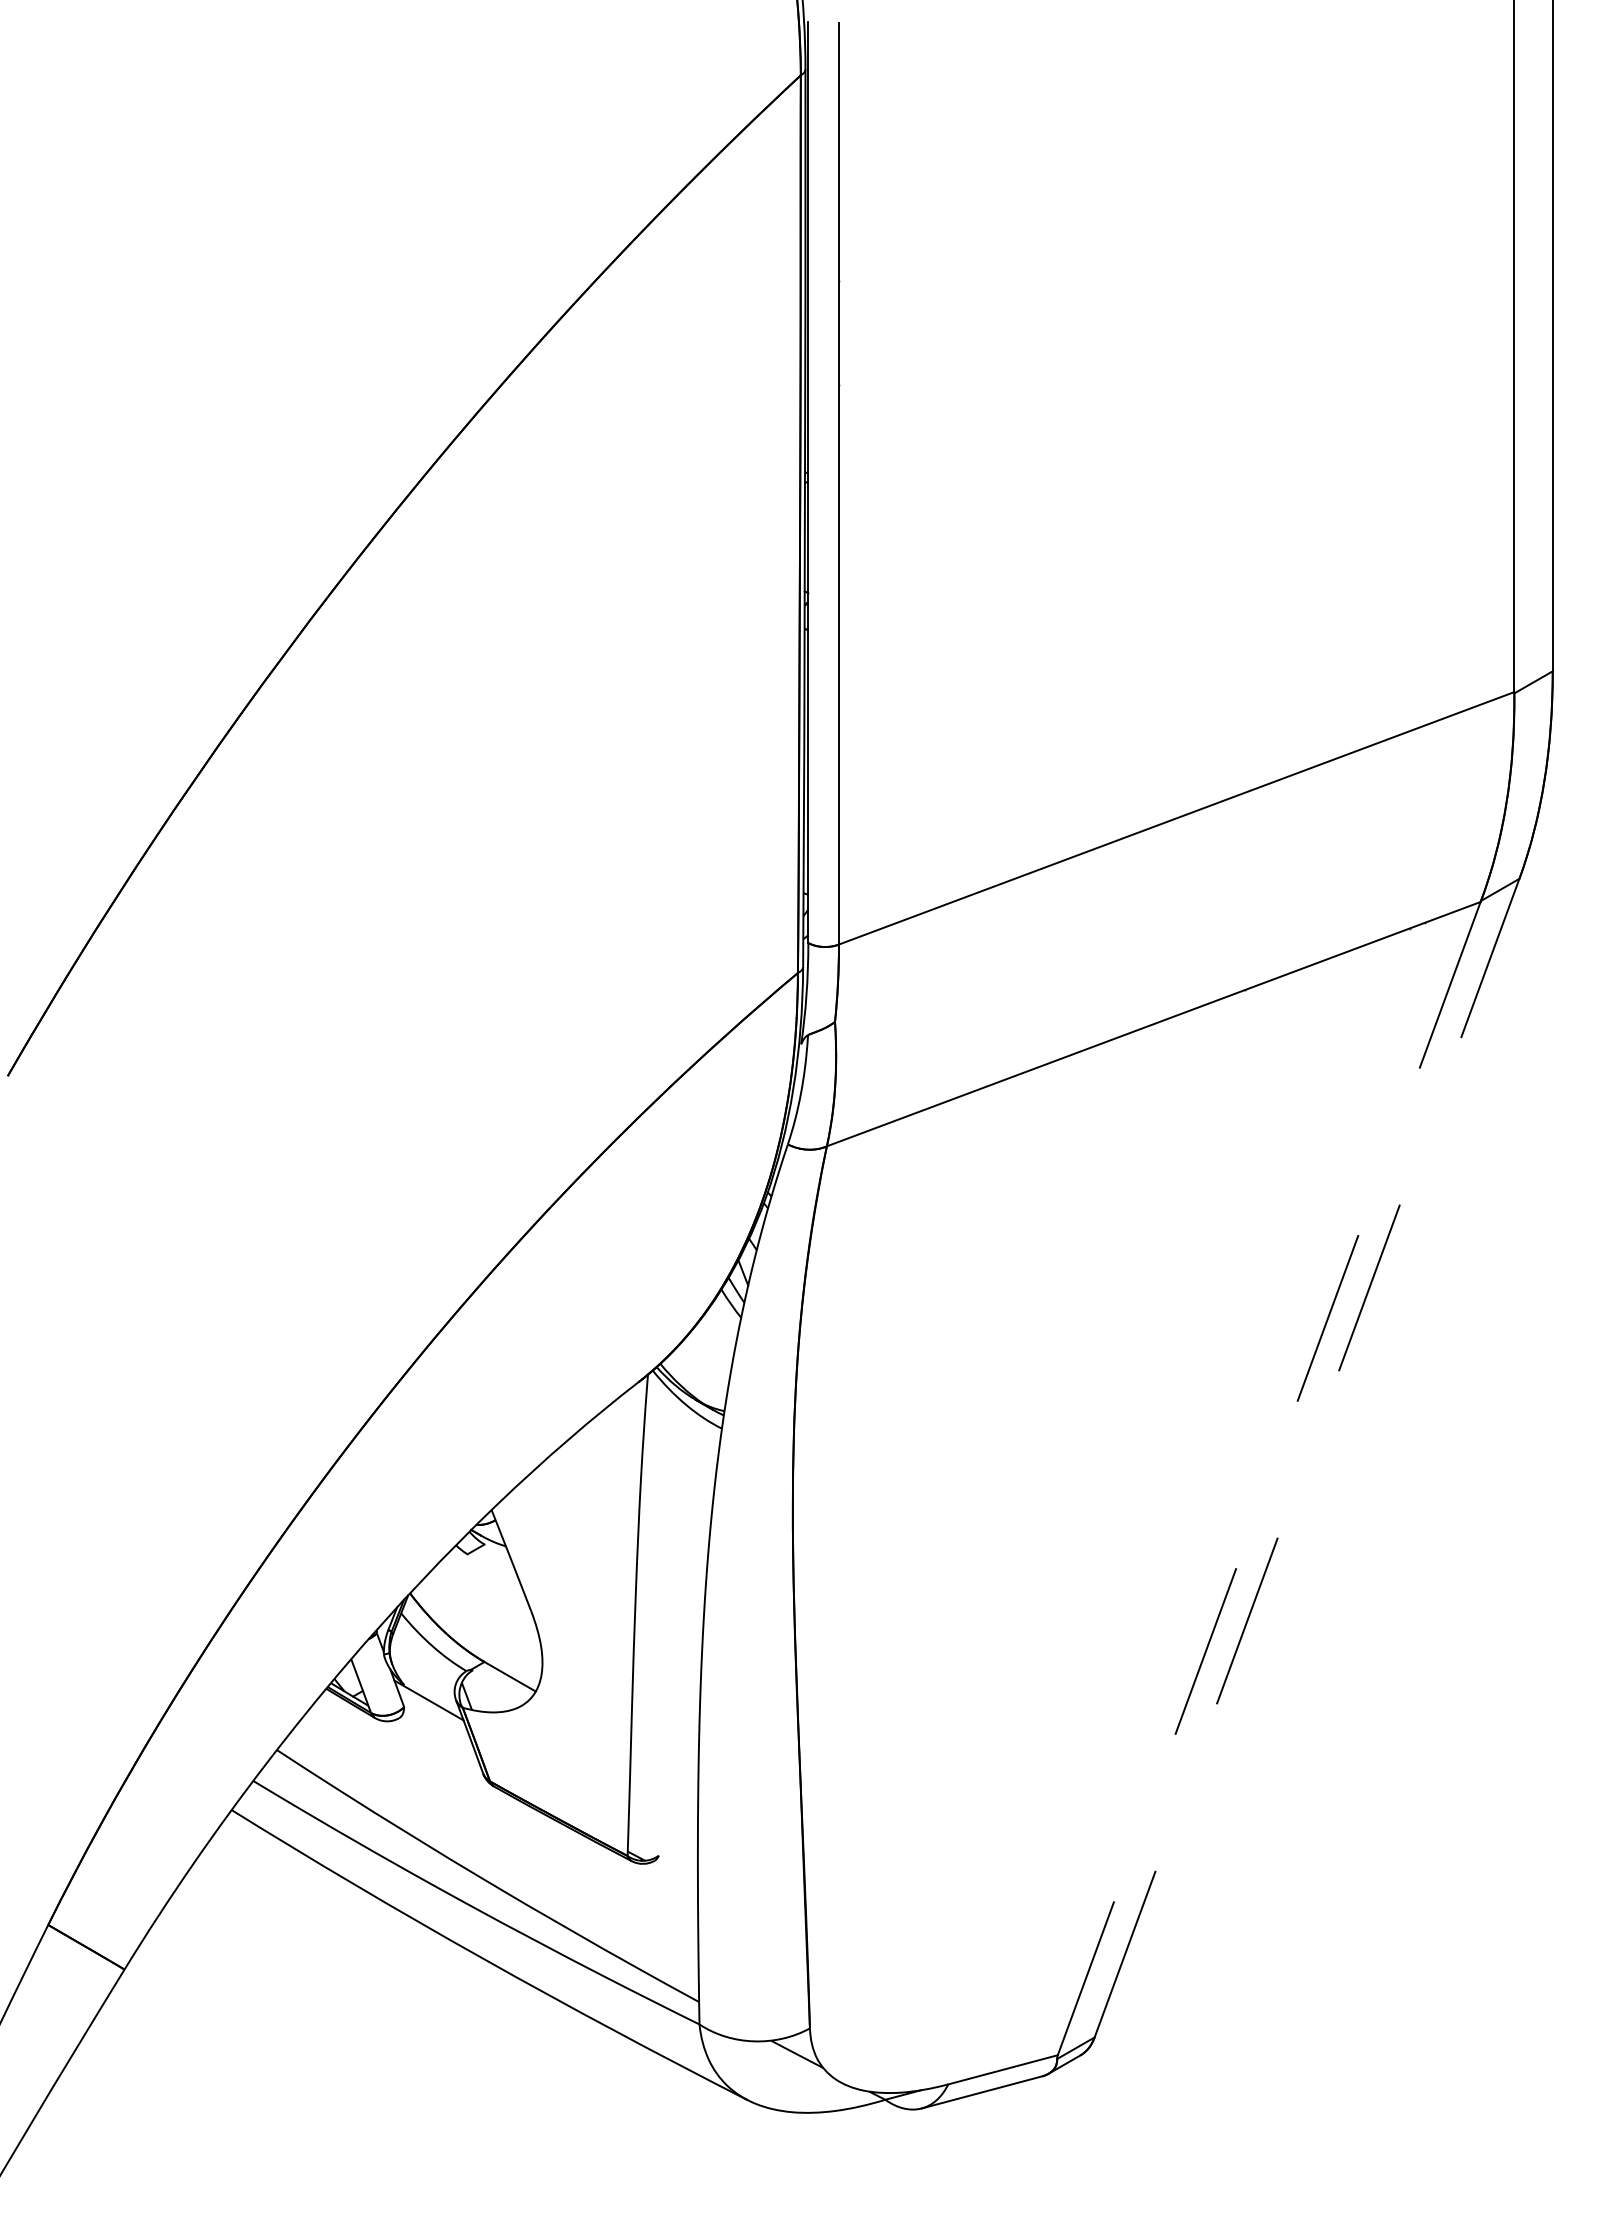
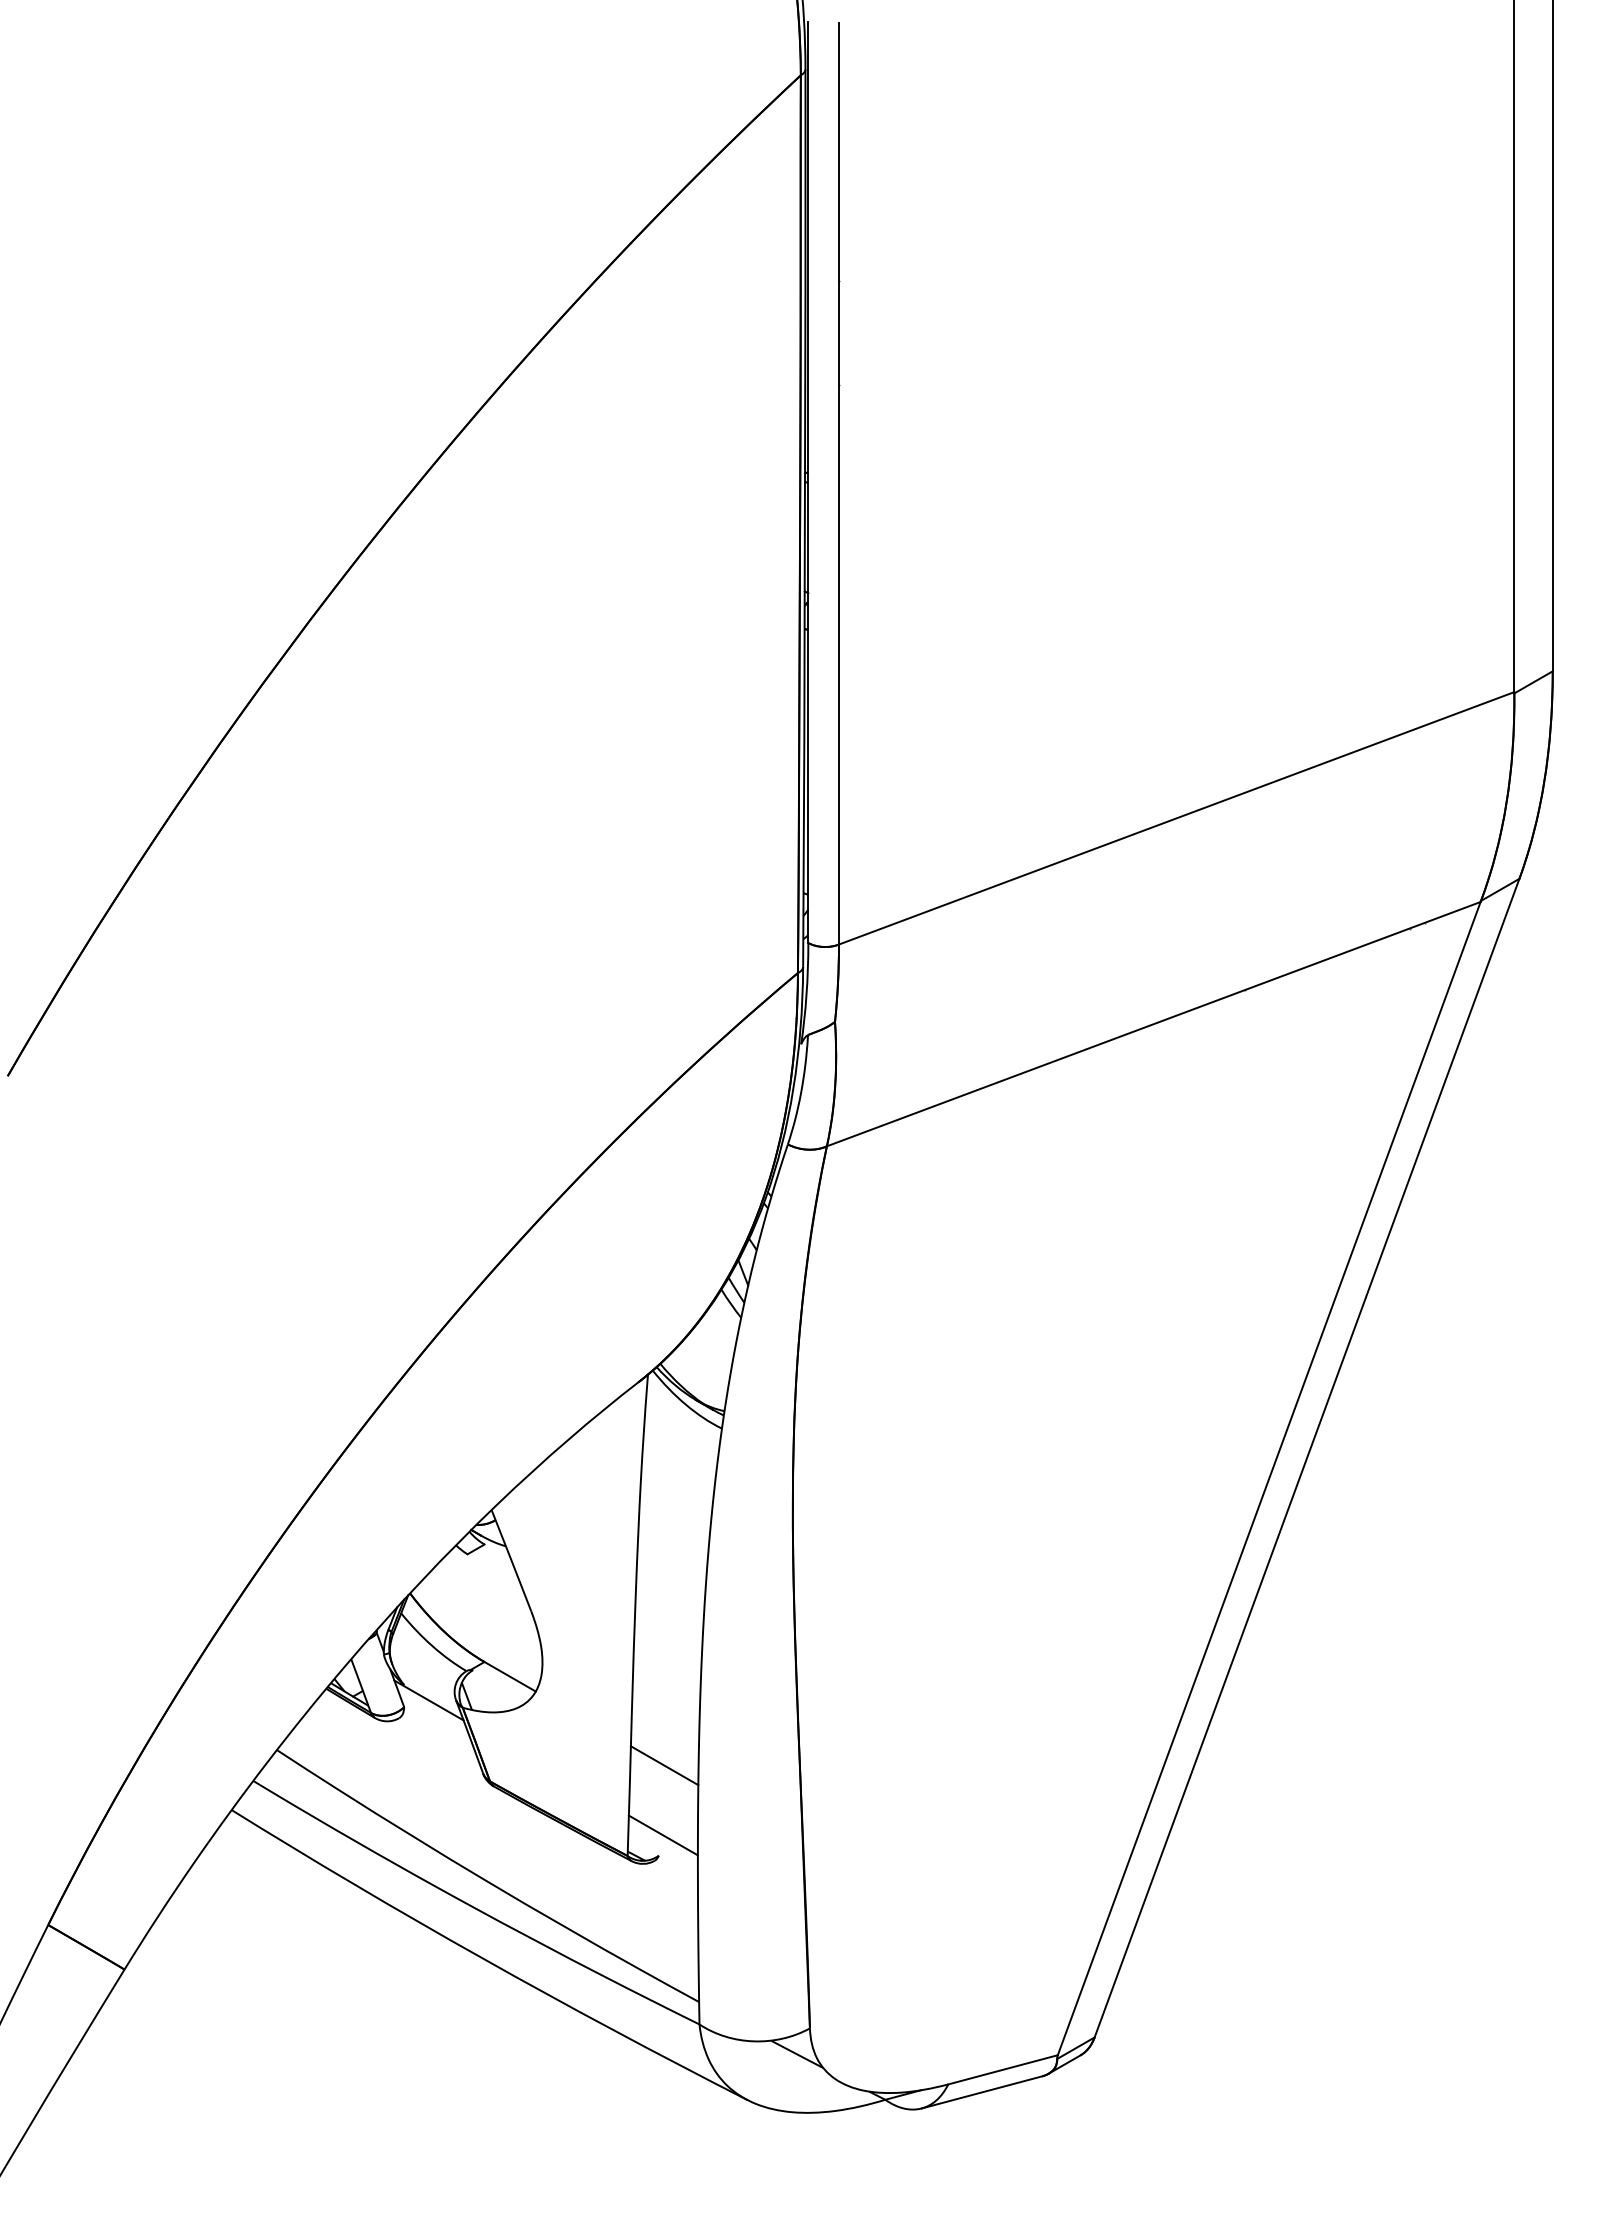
line: dashed -> solid (1307, 1457)
line: dashed -> solid (1269, 1479)
line: none -> present (664, 1765)
line: none -> present (662, 1835)
